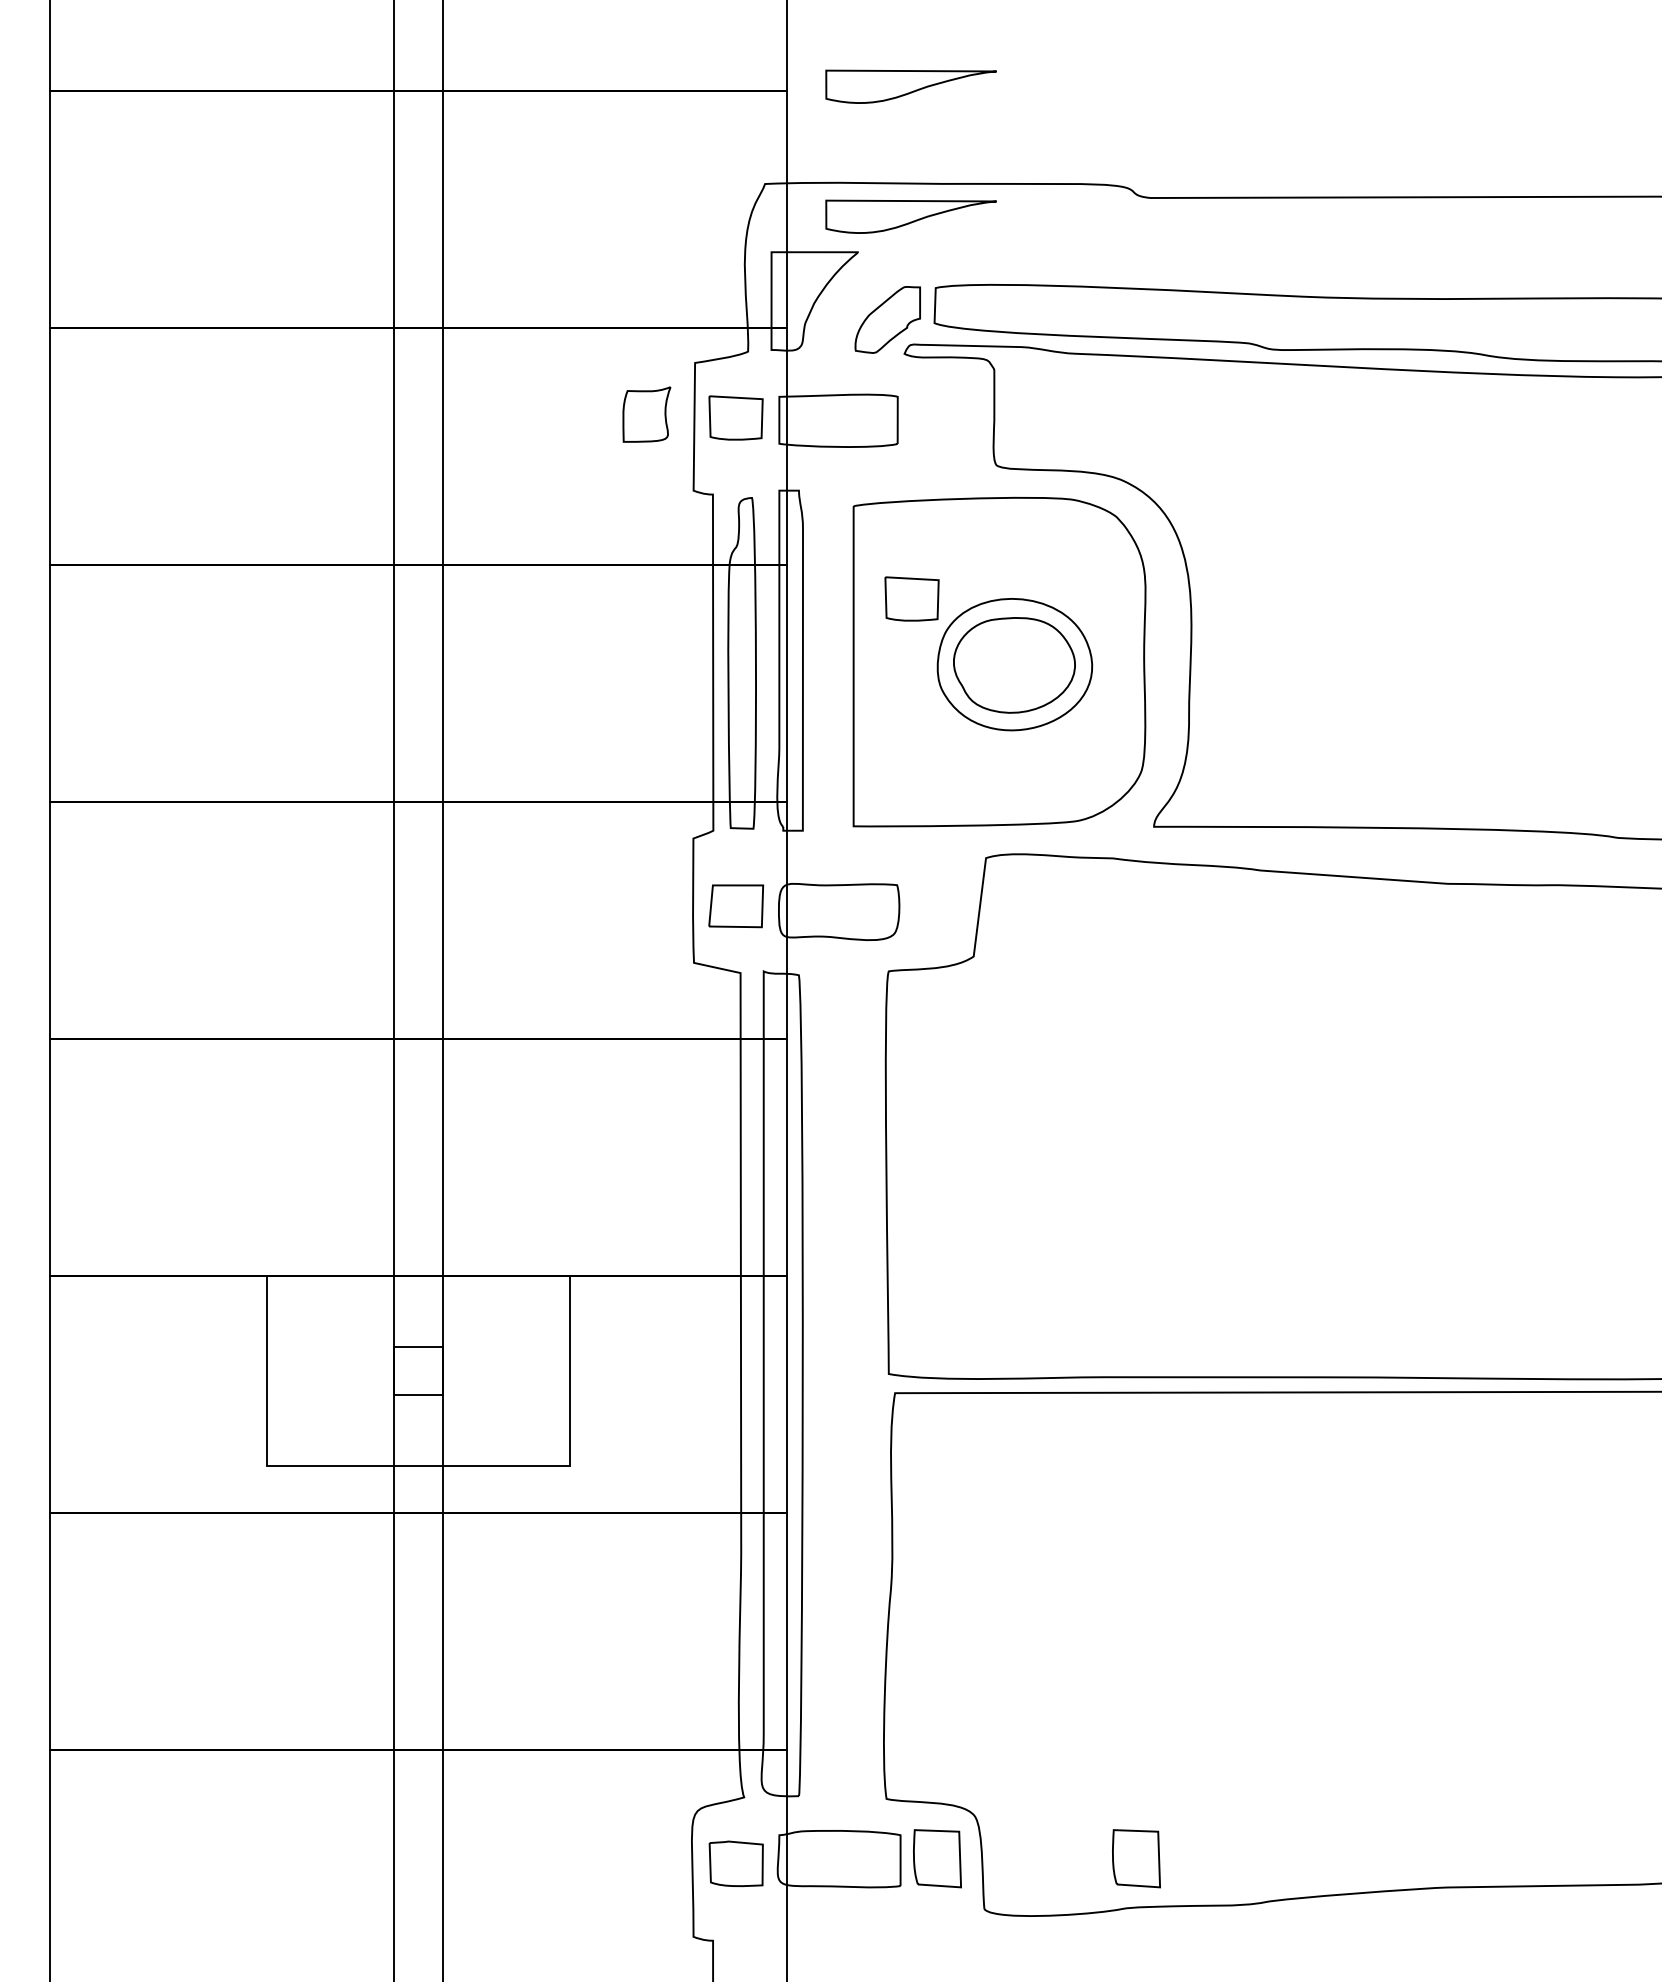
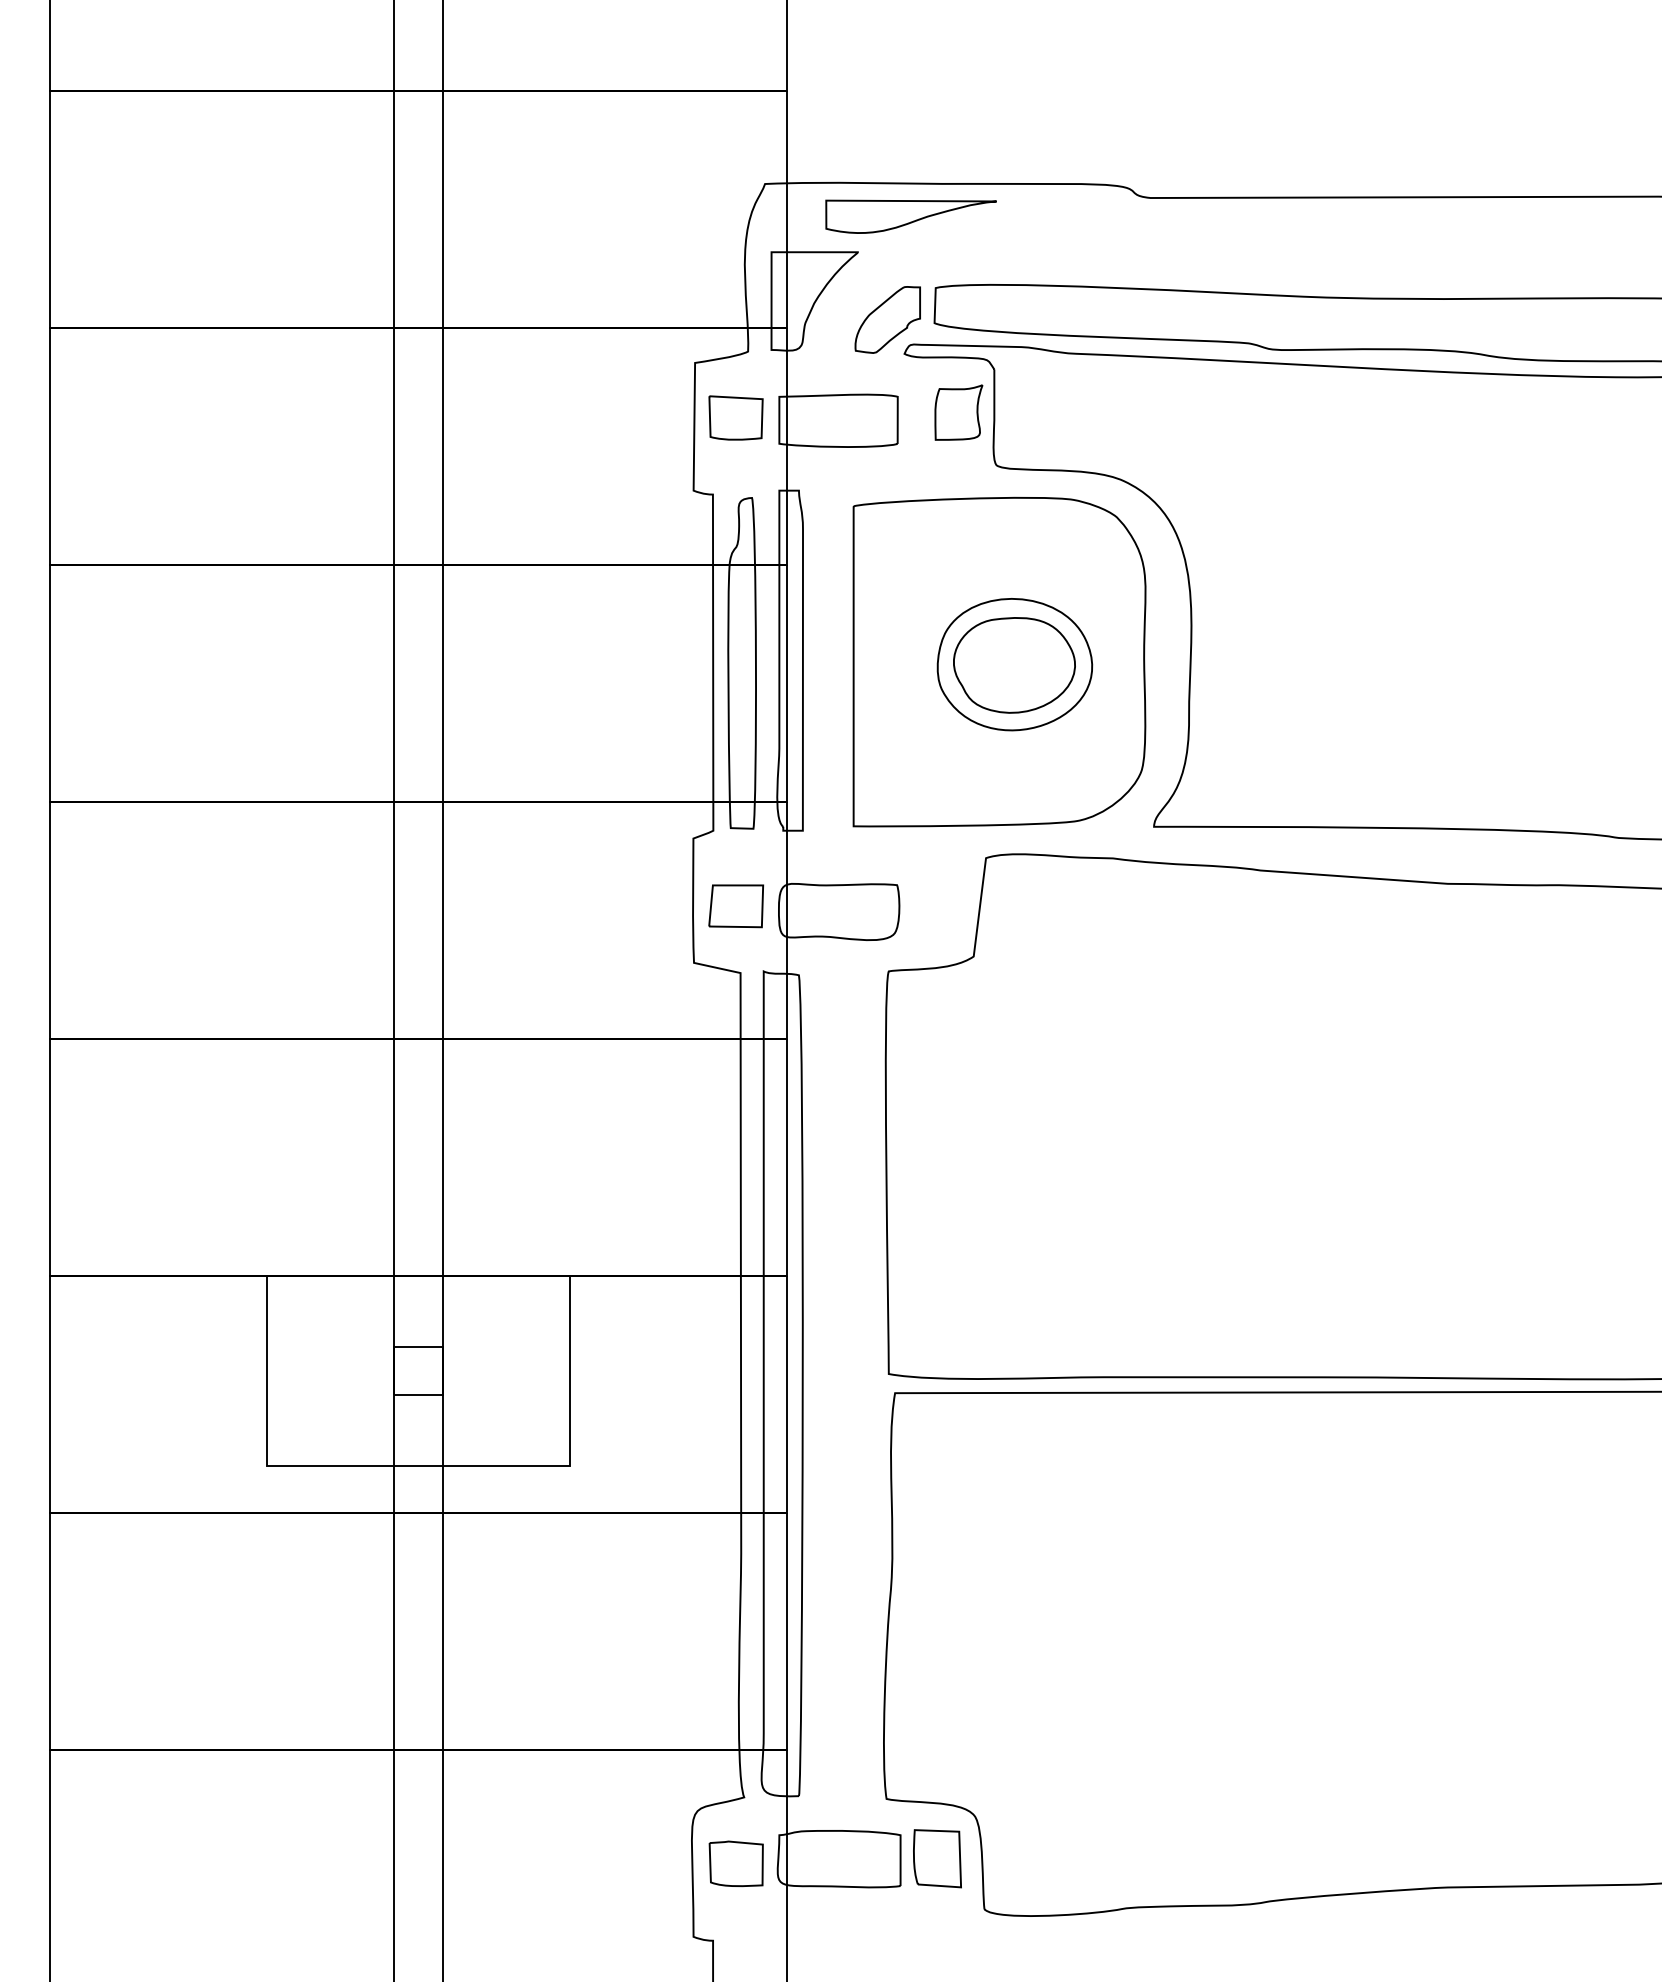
part: present -> none (910, 86)
part position: (646, 414) -> (958, 412) (958, 412)
part: present -> none (911, 598)
part: present -> none (1136, 1858)
